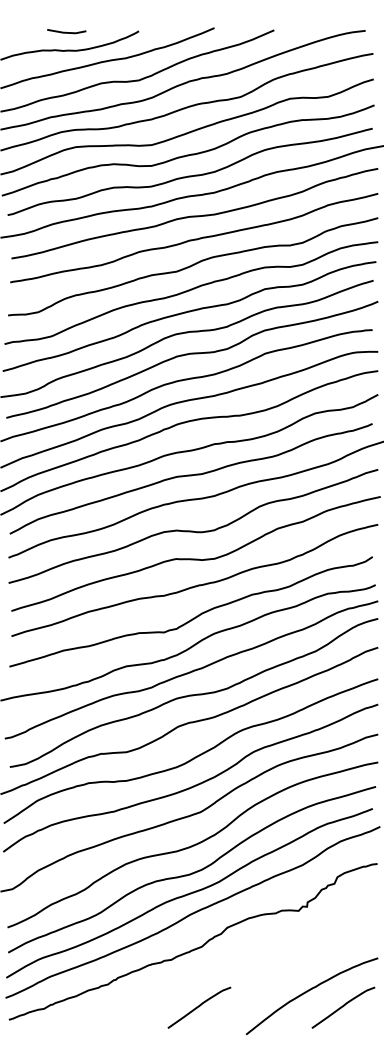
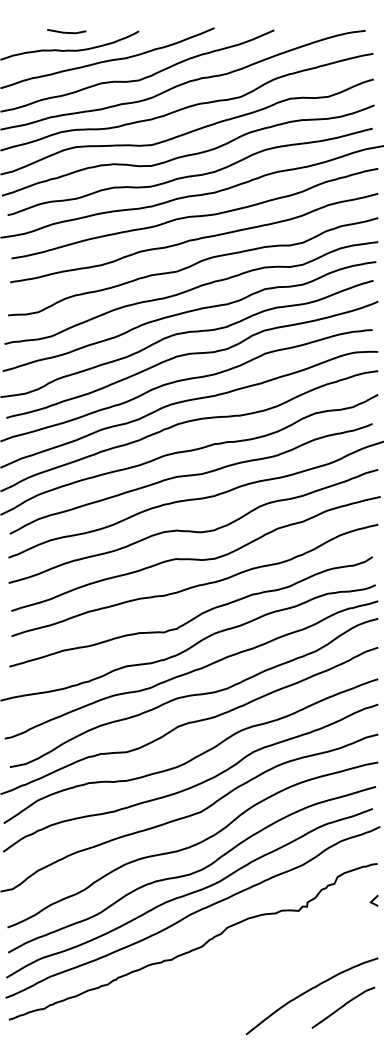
line: none -> present (373, 900)
curve: present -> none (199, 1007)
